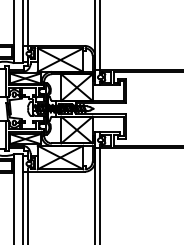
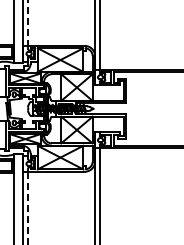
line: solid -> dashed (28, 23)
line: solid -> dashed (28, 208)
